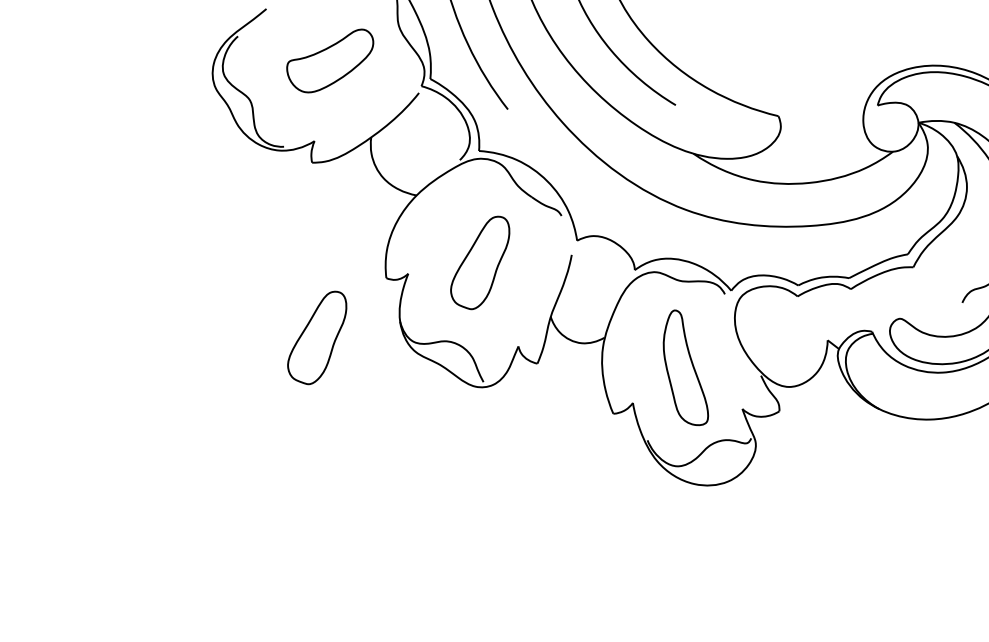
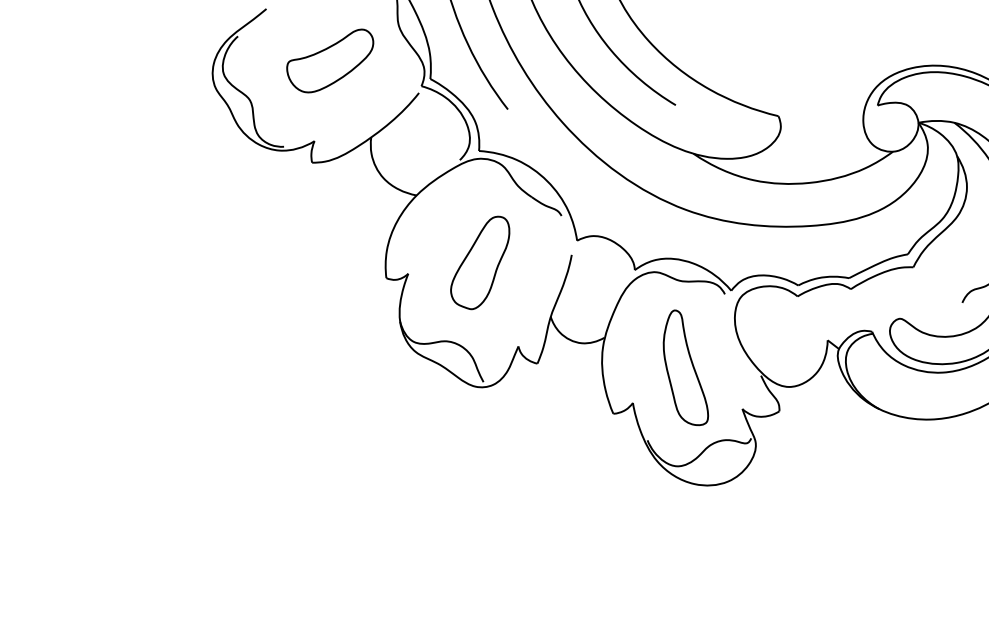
part: present -> none (317, 337)
